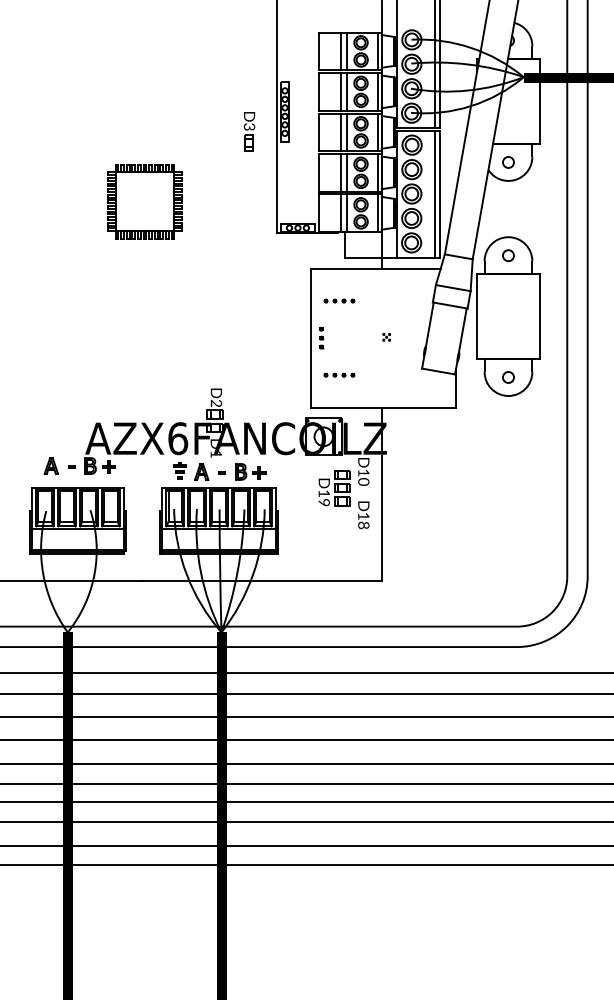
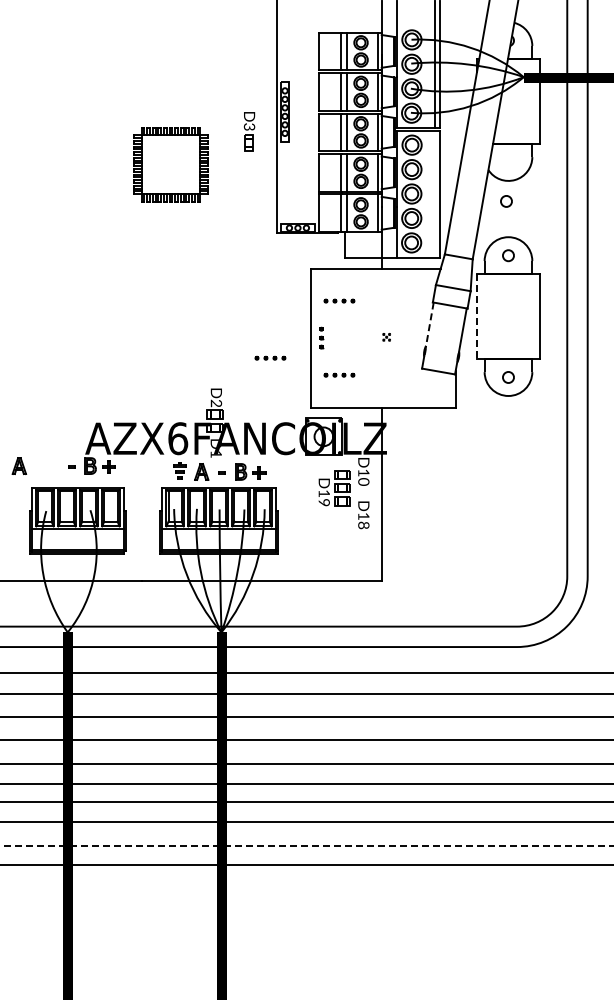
circle position: (508, 162) -> (506, 201) (506, 201)
line: present -> none (435, 193)
part position: (144, 201) -> (170, 164) (170, 164)
line: solid -> dashed (477, 317)
line: solid -> dashed (429, 325)
part: none -> present (270, 357)
part position: (51, 465) -> (19, 465) (19, 465)
line: solid -> dashed (307, 846)
